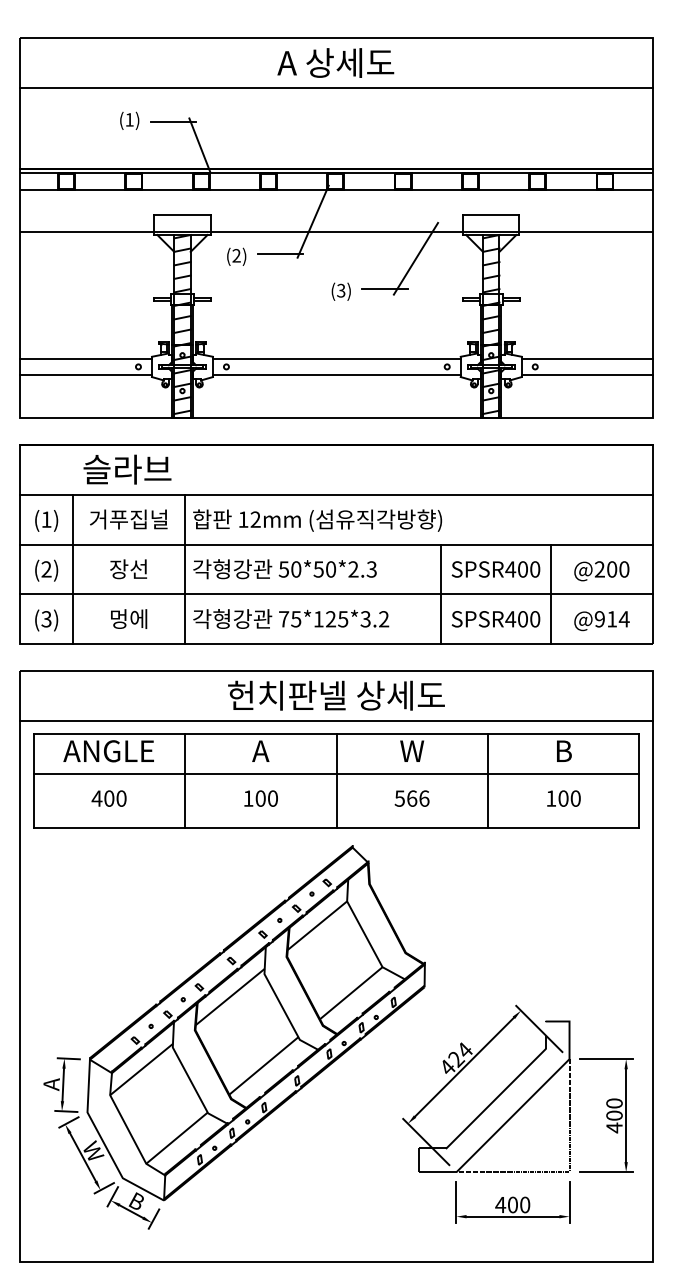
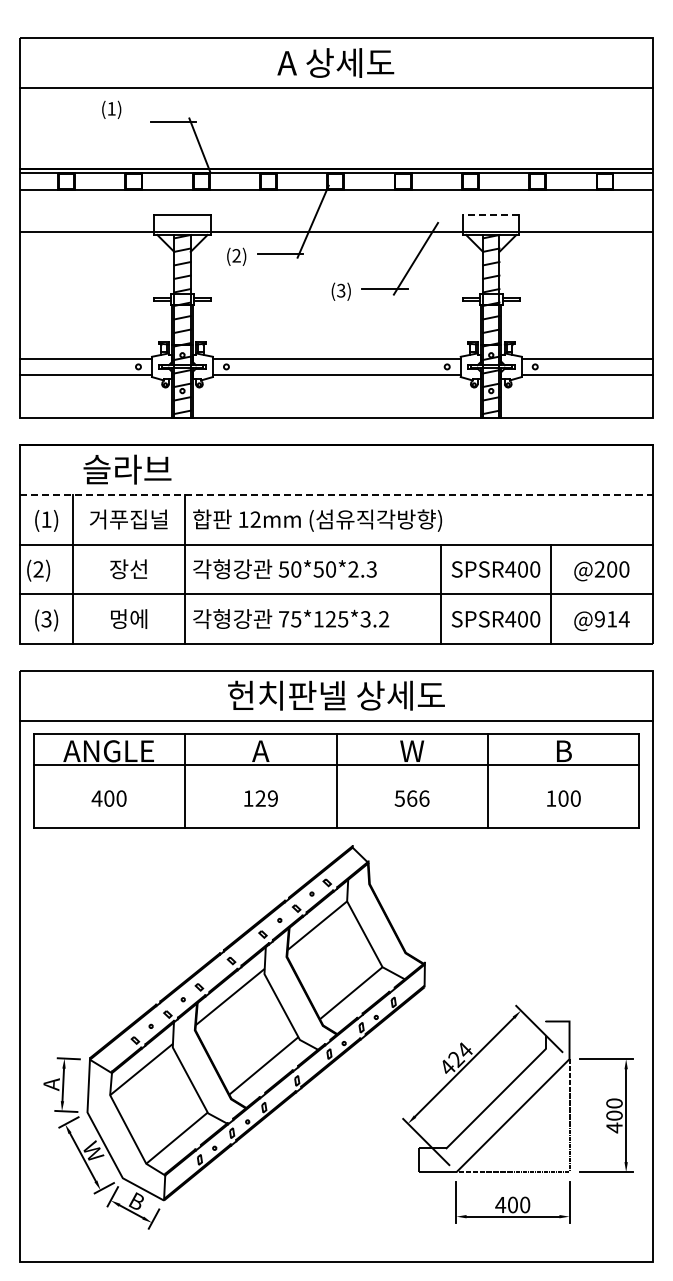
text position: (129, 120) -> (111, 109) (111, 109)
line: solid -> dashed (490, 215)
line: solid -> dashed (336, 494)
text position: (46, 570) -> (38, 570) (38, 570)
line position: (336, 773) -> (336, 764) (336, 764)
text: 100 -> 129 (266, 798)
